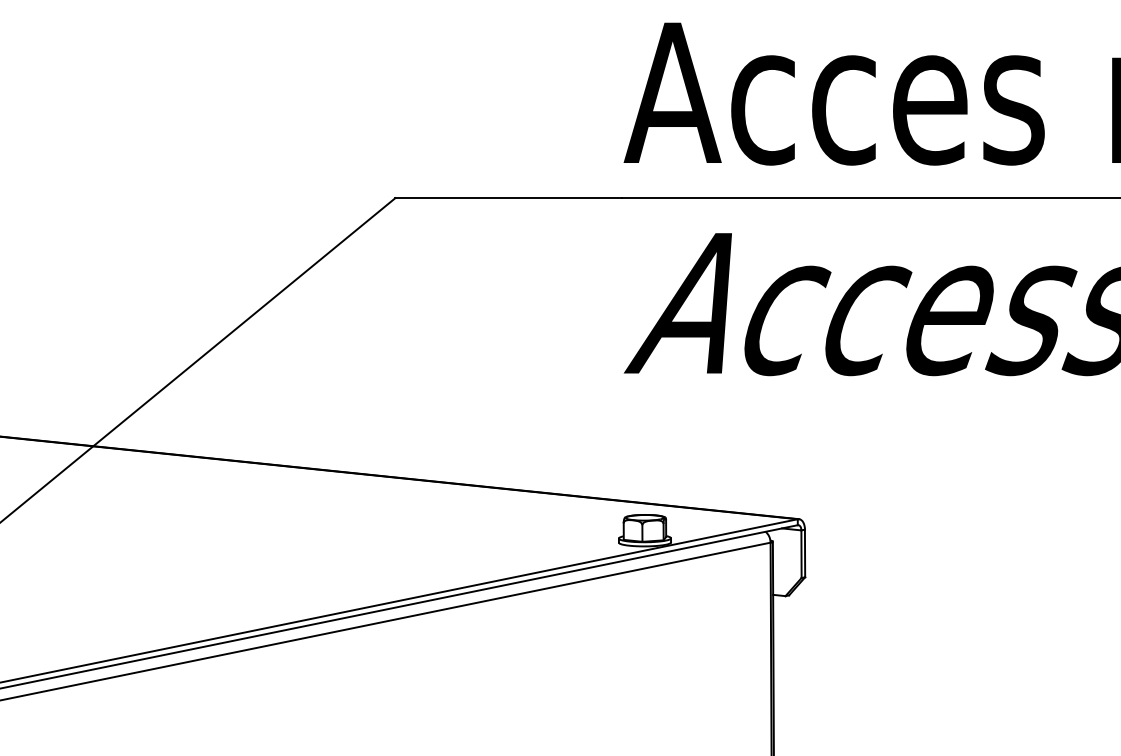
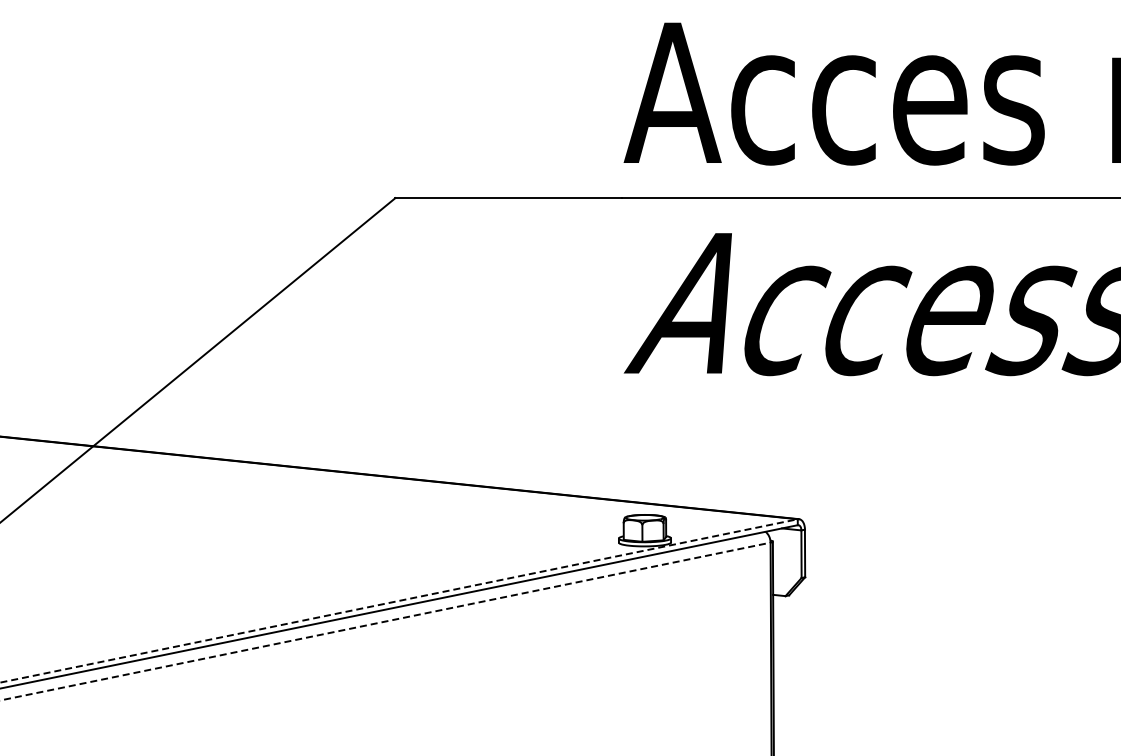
line: solid -> dashed (399, 600)
line: solid -> dashed (385, 621)
